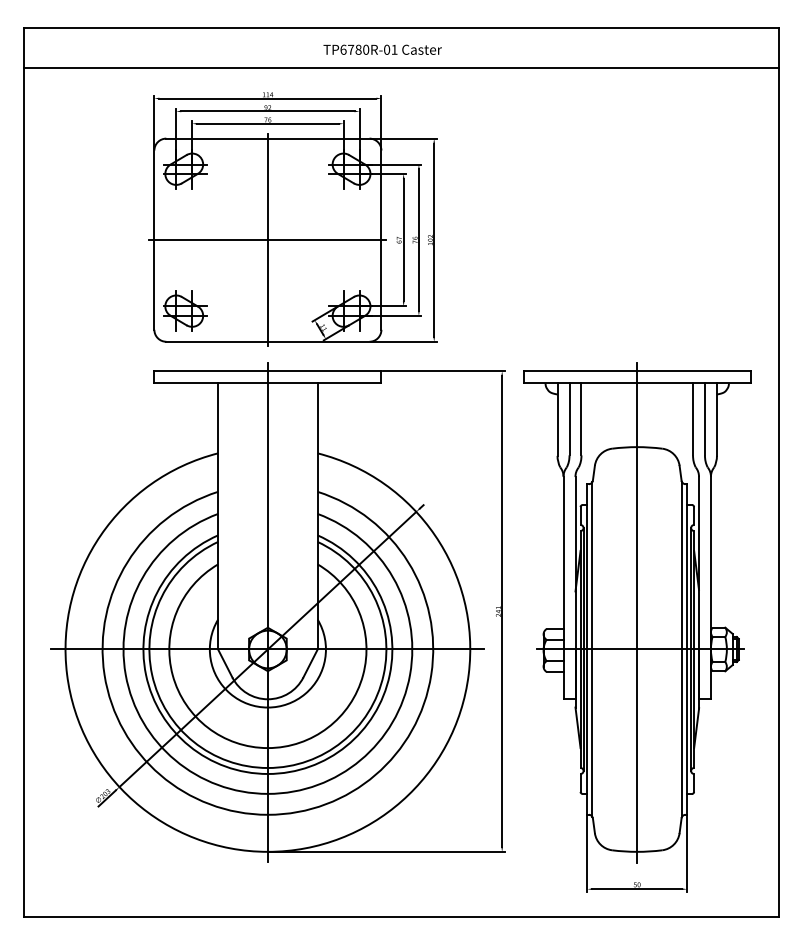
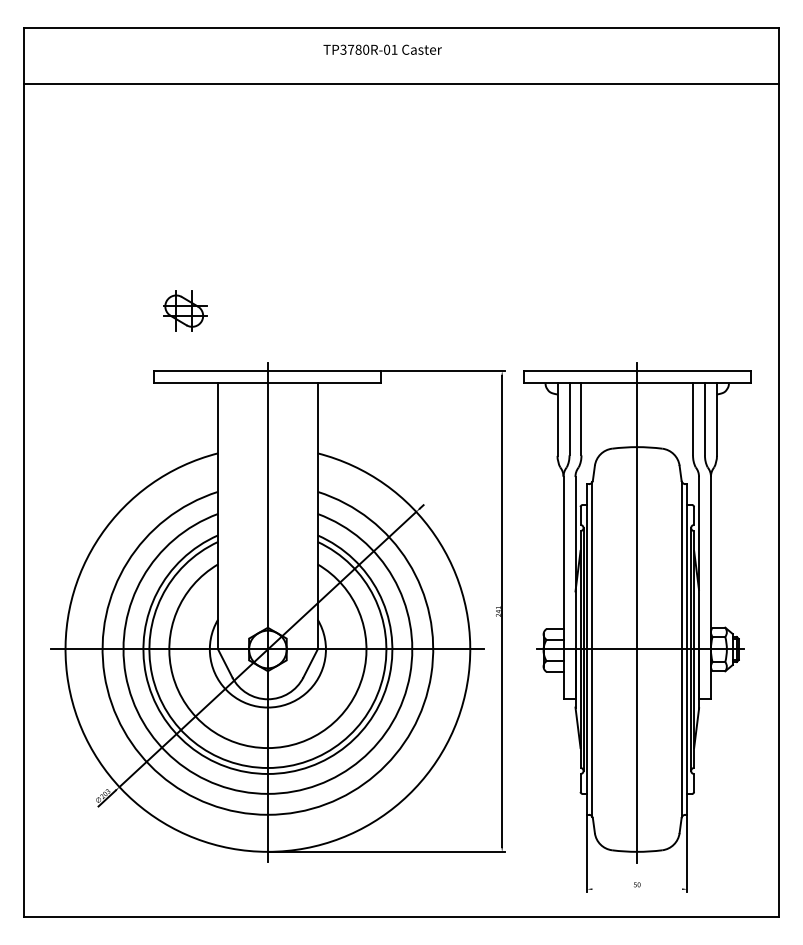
text: TP6780R-01 -> TP3780R-01 (343, 49)
line position: (401, 68) -> (401, 84) (401, 84)
part: present -> none (292, 219)
line: present -> none (637, 889)
